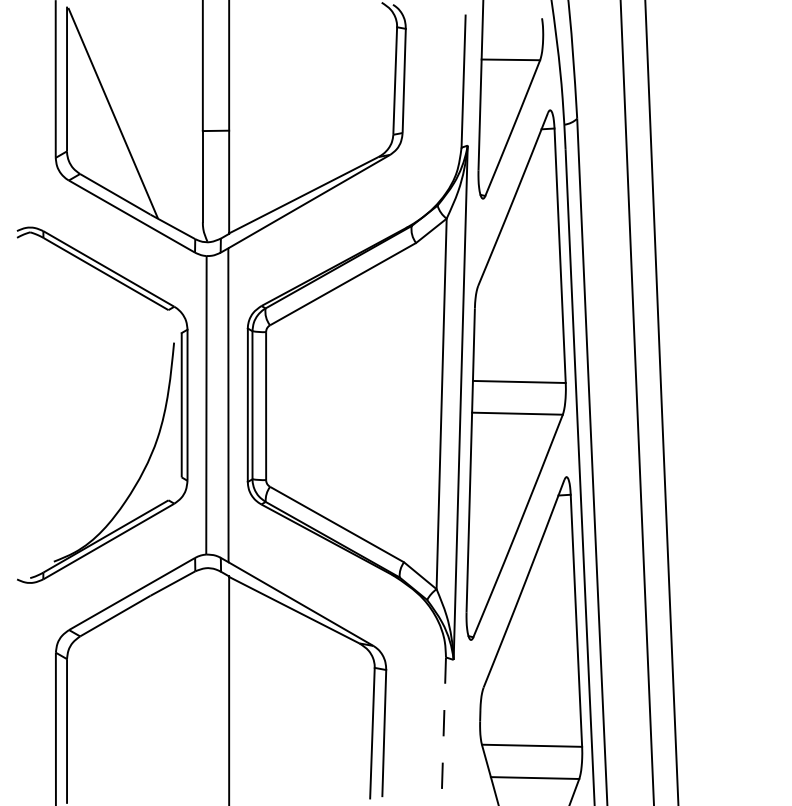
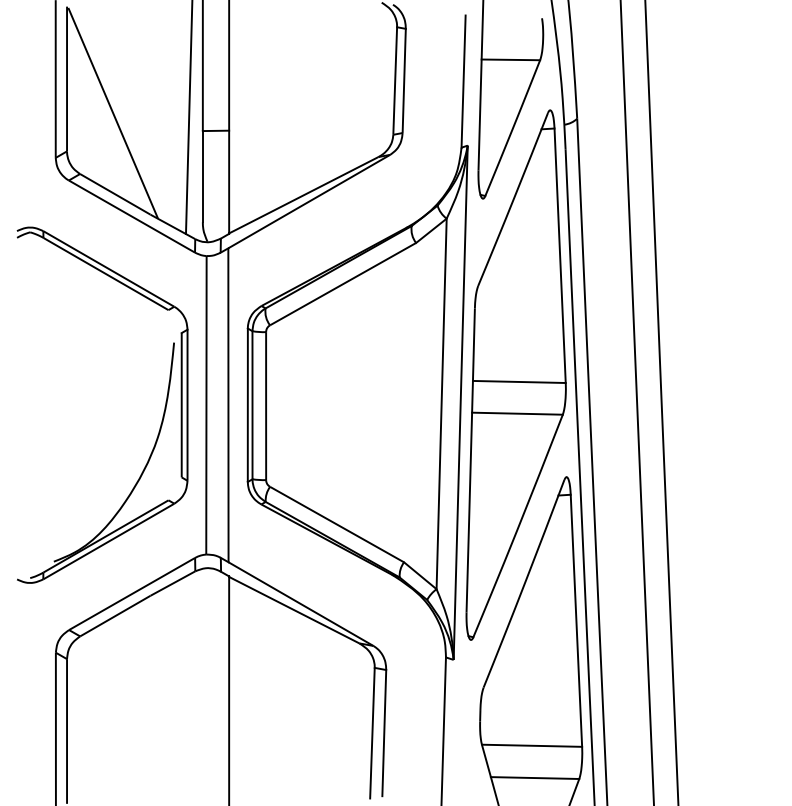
line: none -> present (188, 118)
line: dashed -> solid (443, 732)
